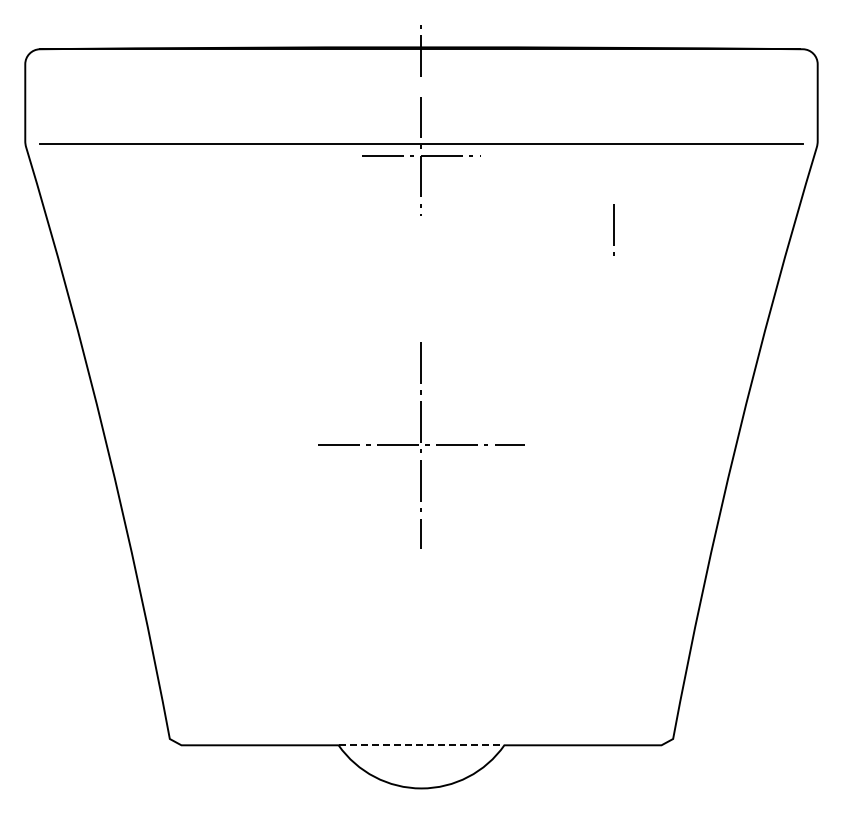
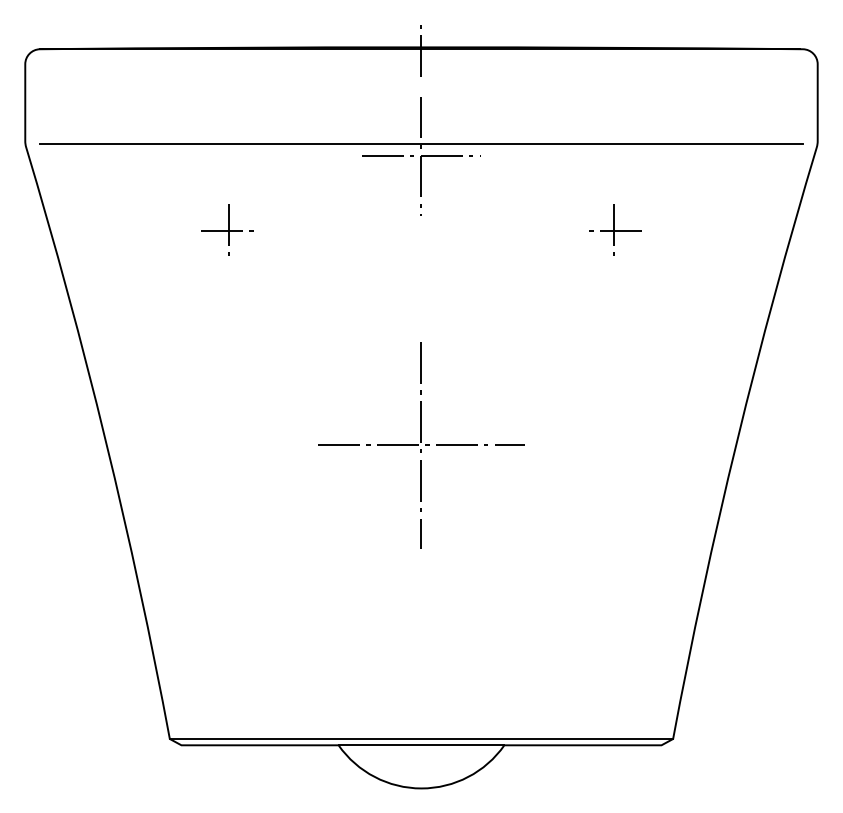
part: none -> present (227, 229)
line: none -> present (613, 231)
line: none -> present (421, 738)
line: dashed -> solid (421, 745)
